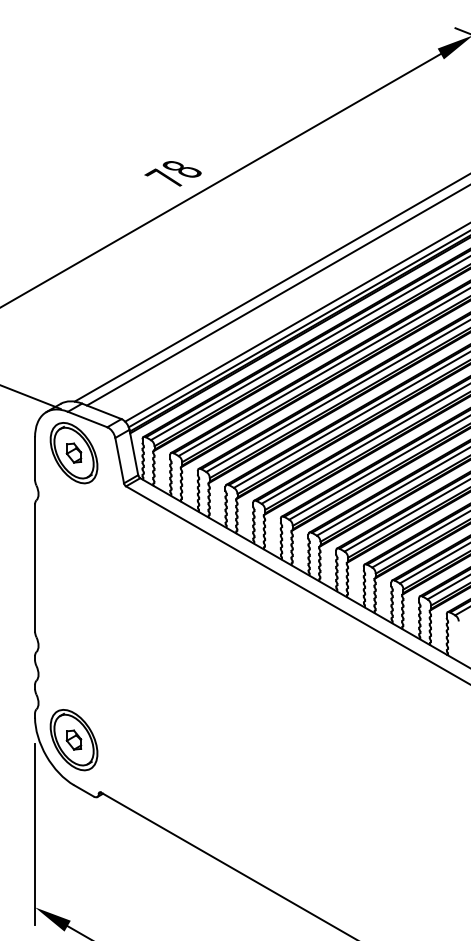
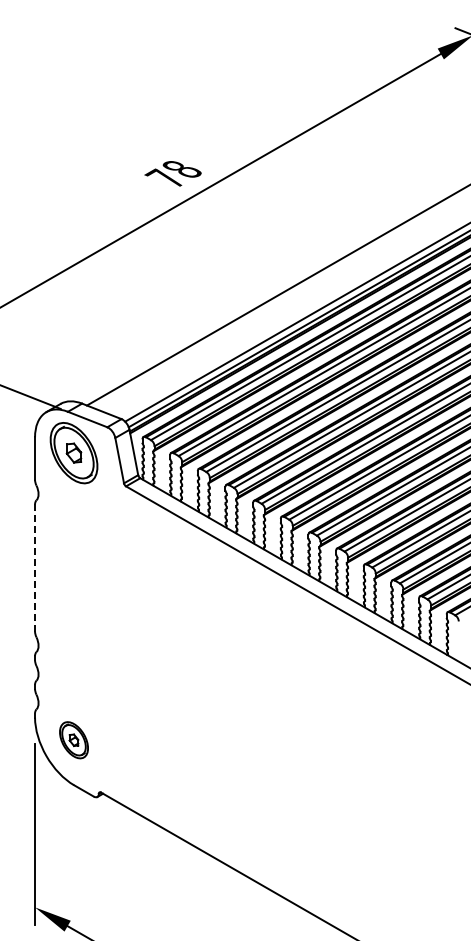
line: present -> none (270, 288)
line: solid -> dashed (35, 568)
part size: 50x63 px -> 30x39 px (73, 740)
